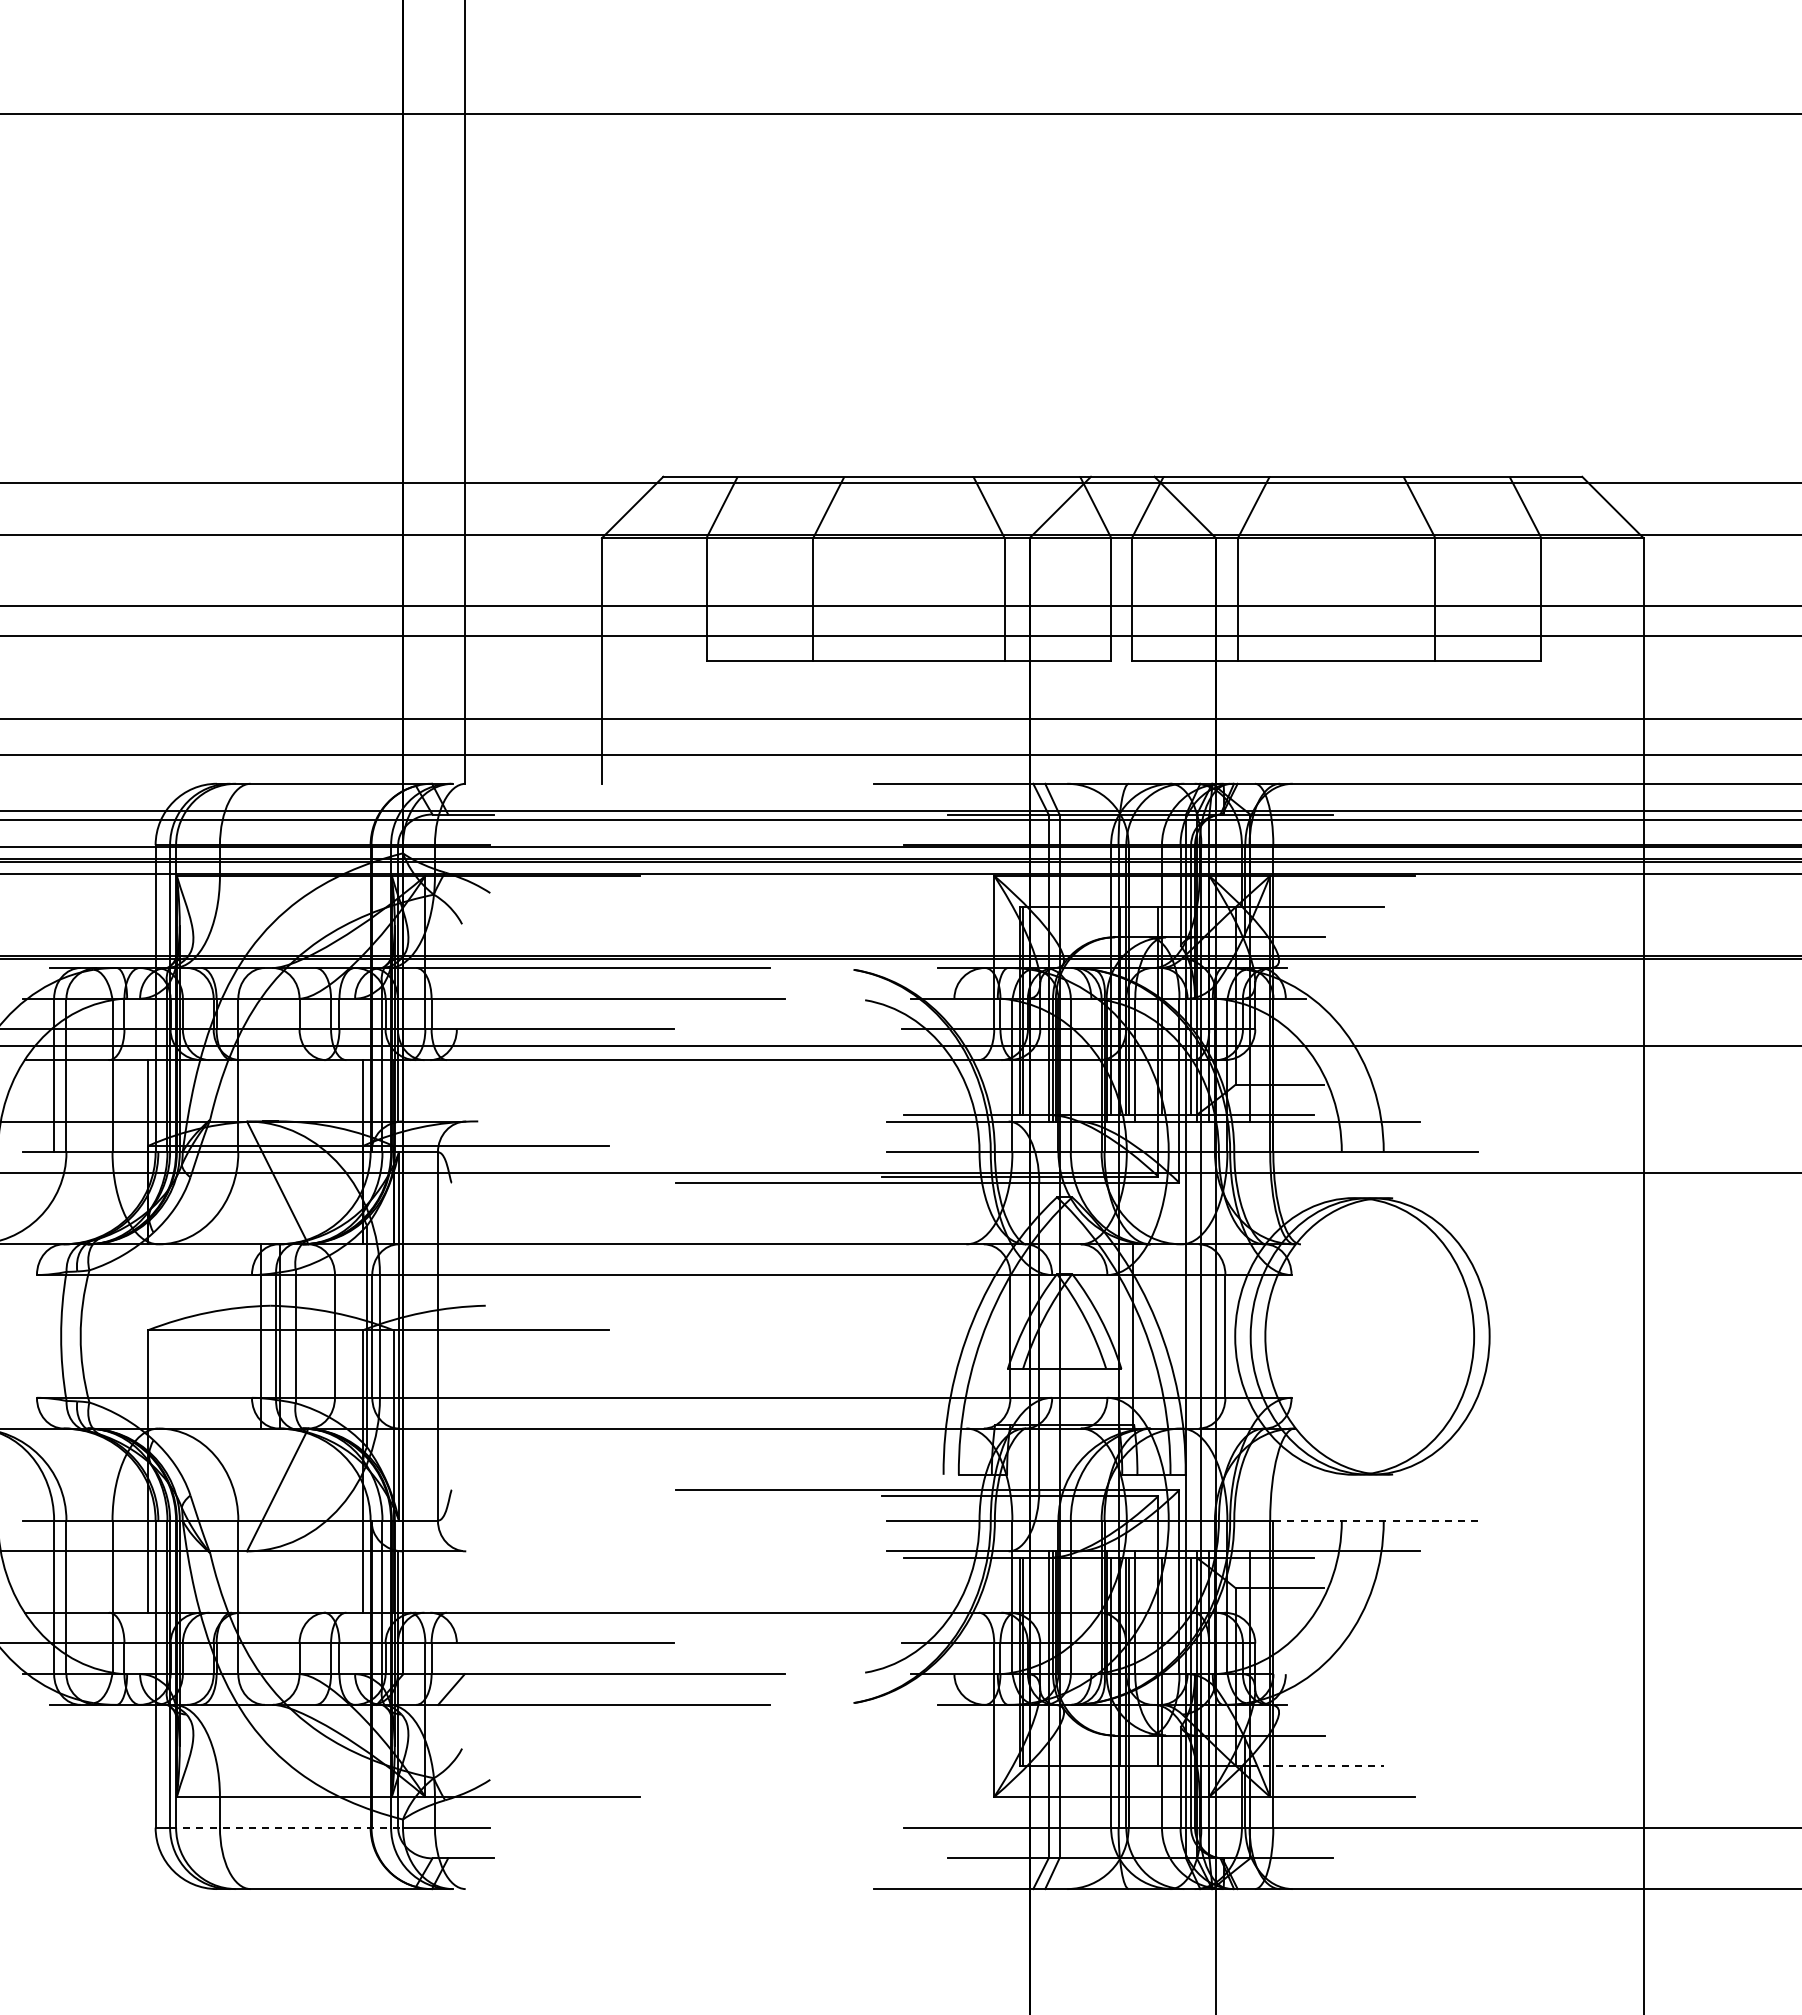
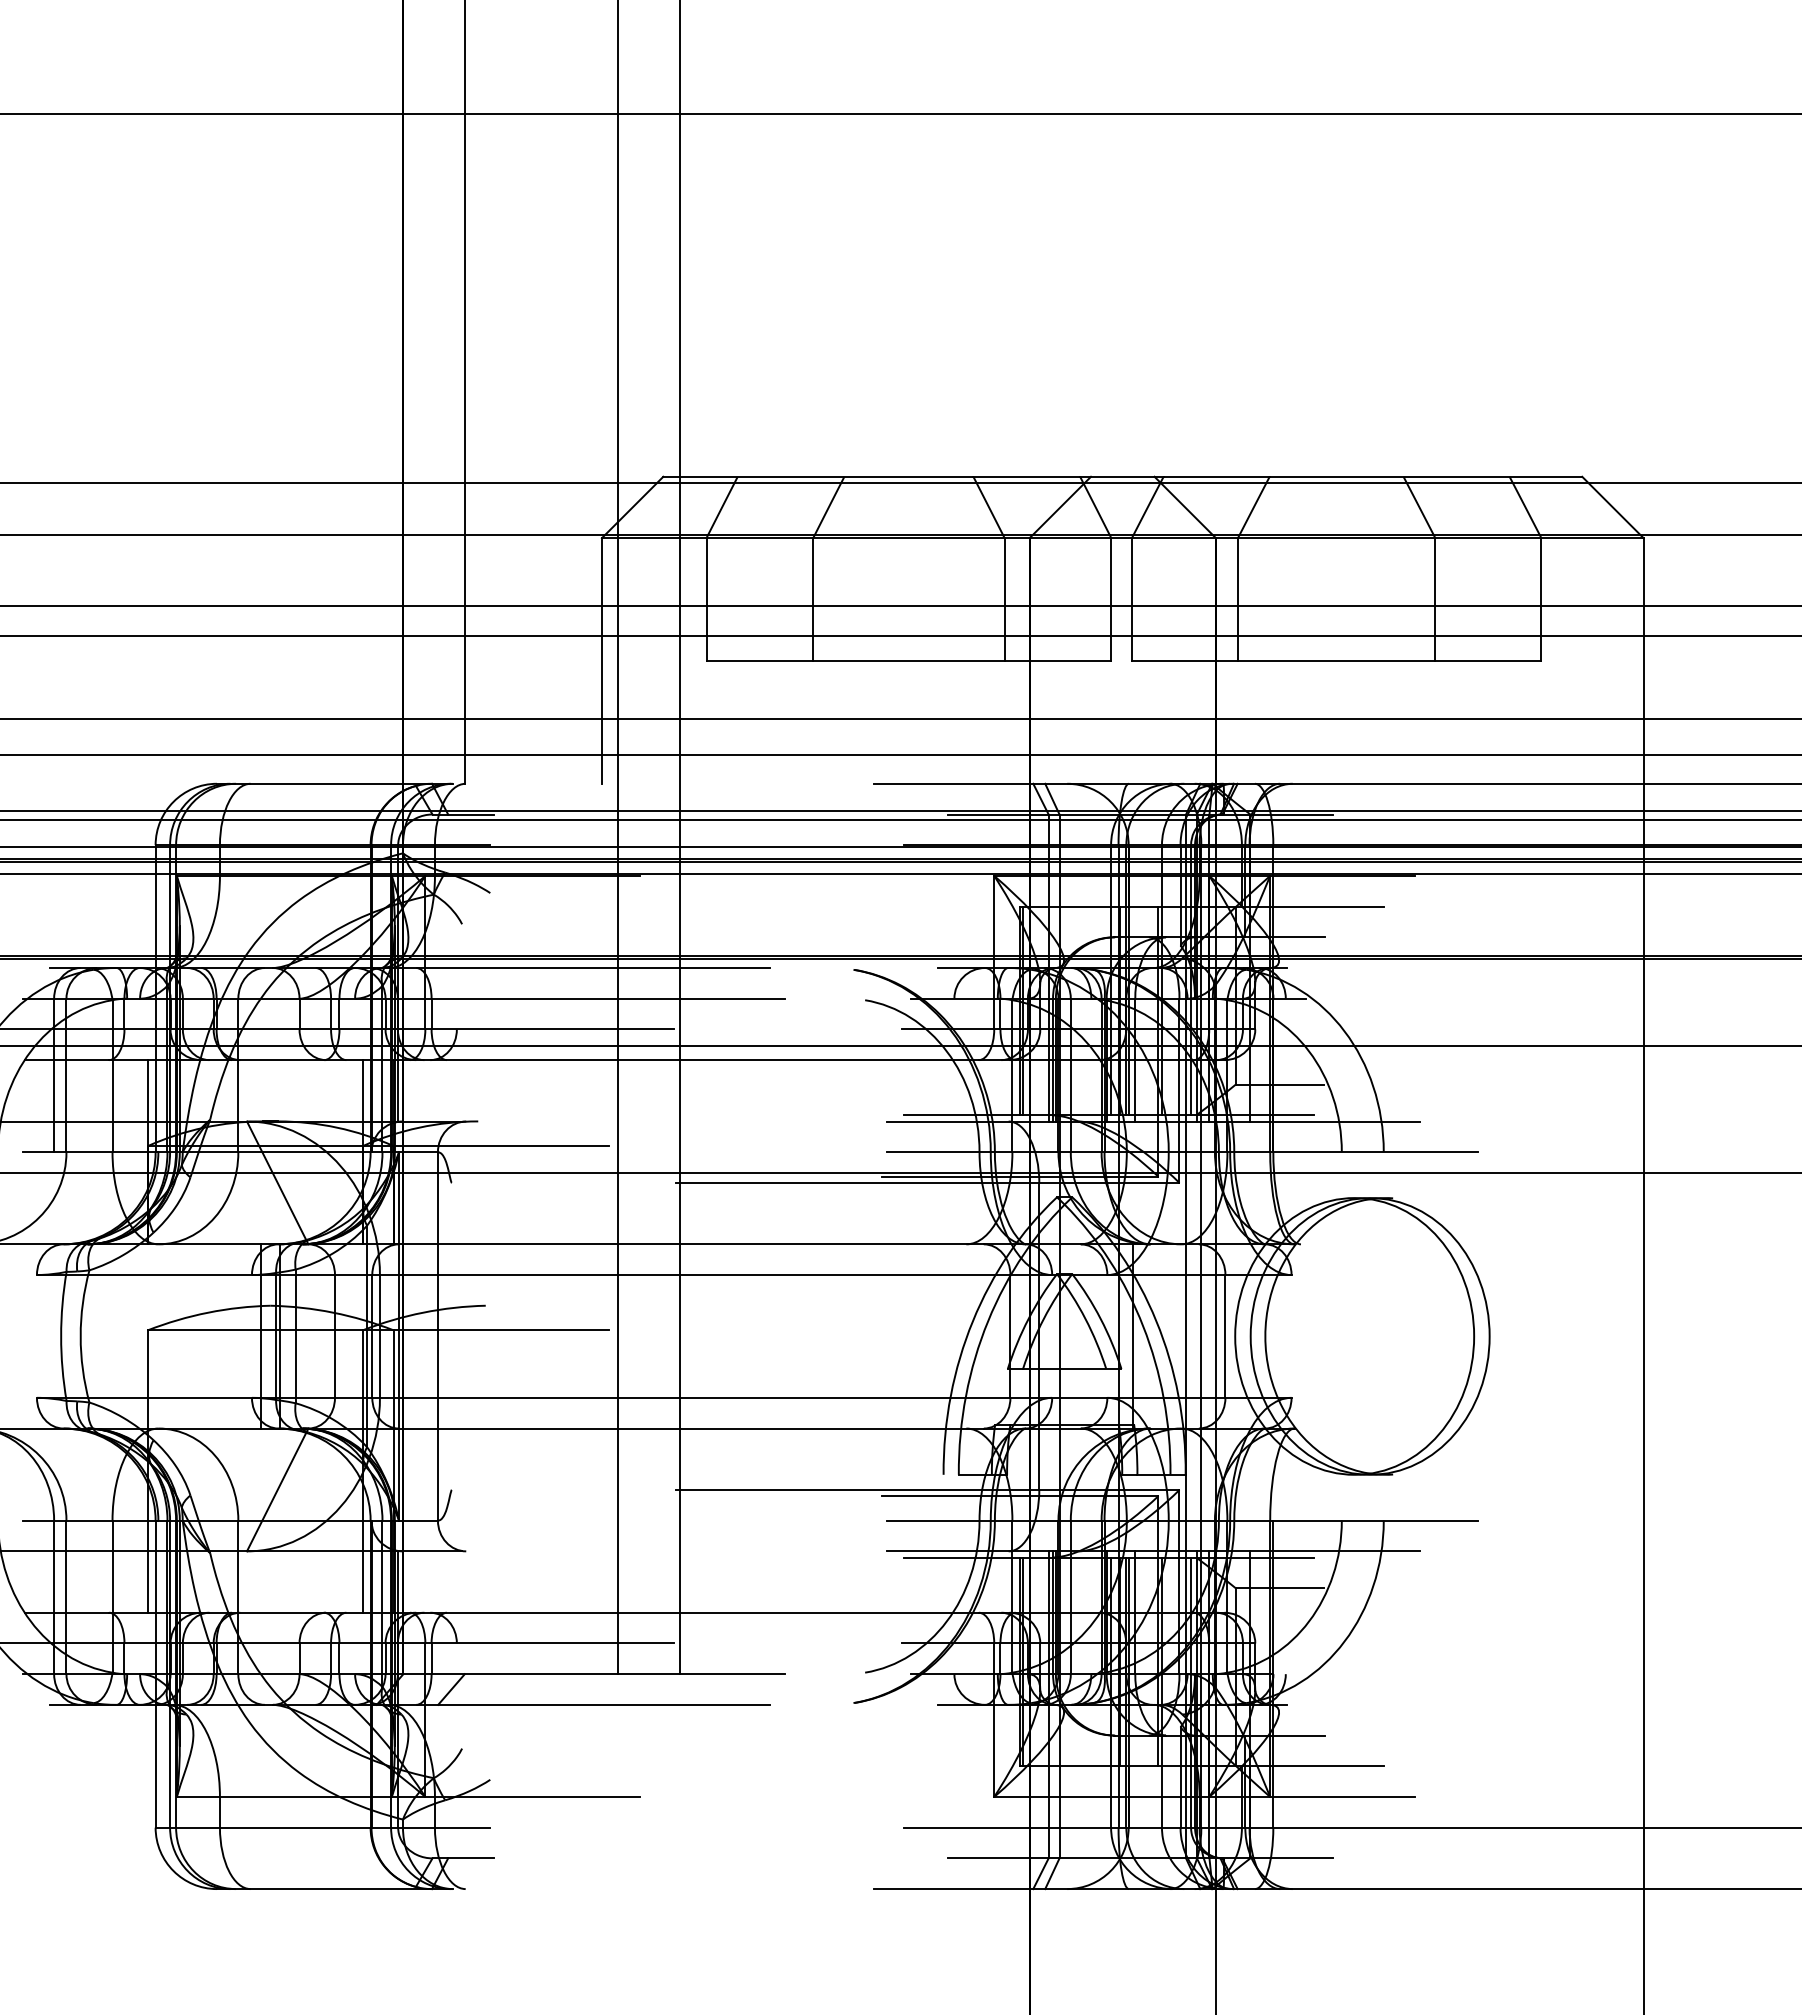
line: none -> present (618, 838)
line: none -> present (679, 838)
line: dashed -> solid (1375, 1520)
line: dashed -> solid (1317, 1766)
line: dashed -> solid (287, 1827)
